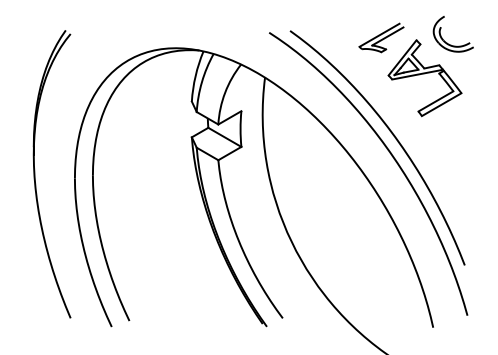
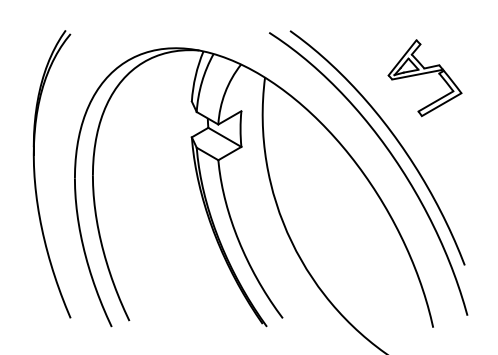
part: present -> none (381, 37)
part: present -> none (447, 42)
